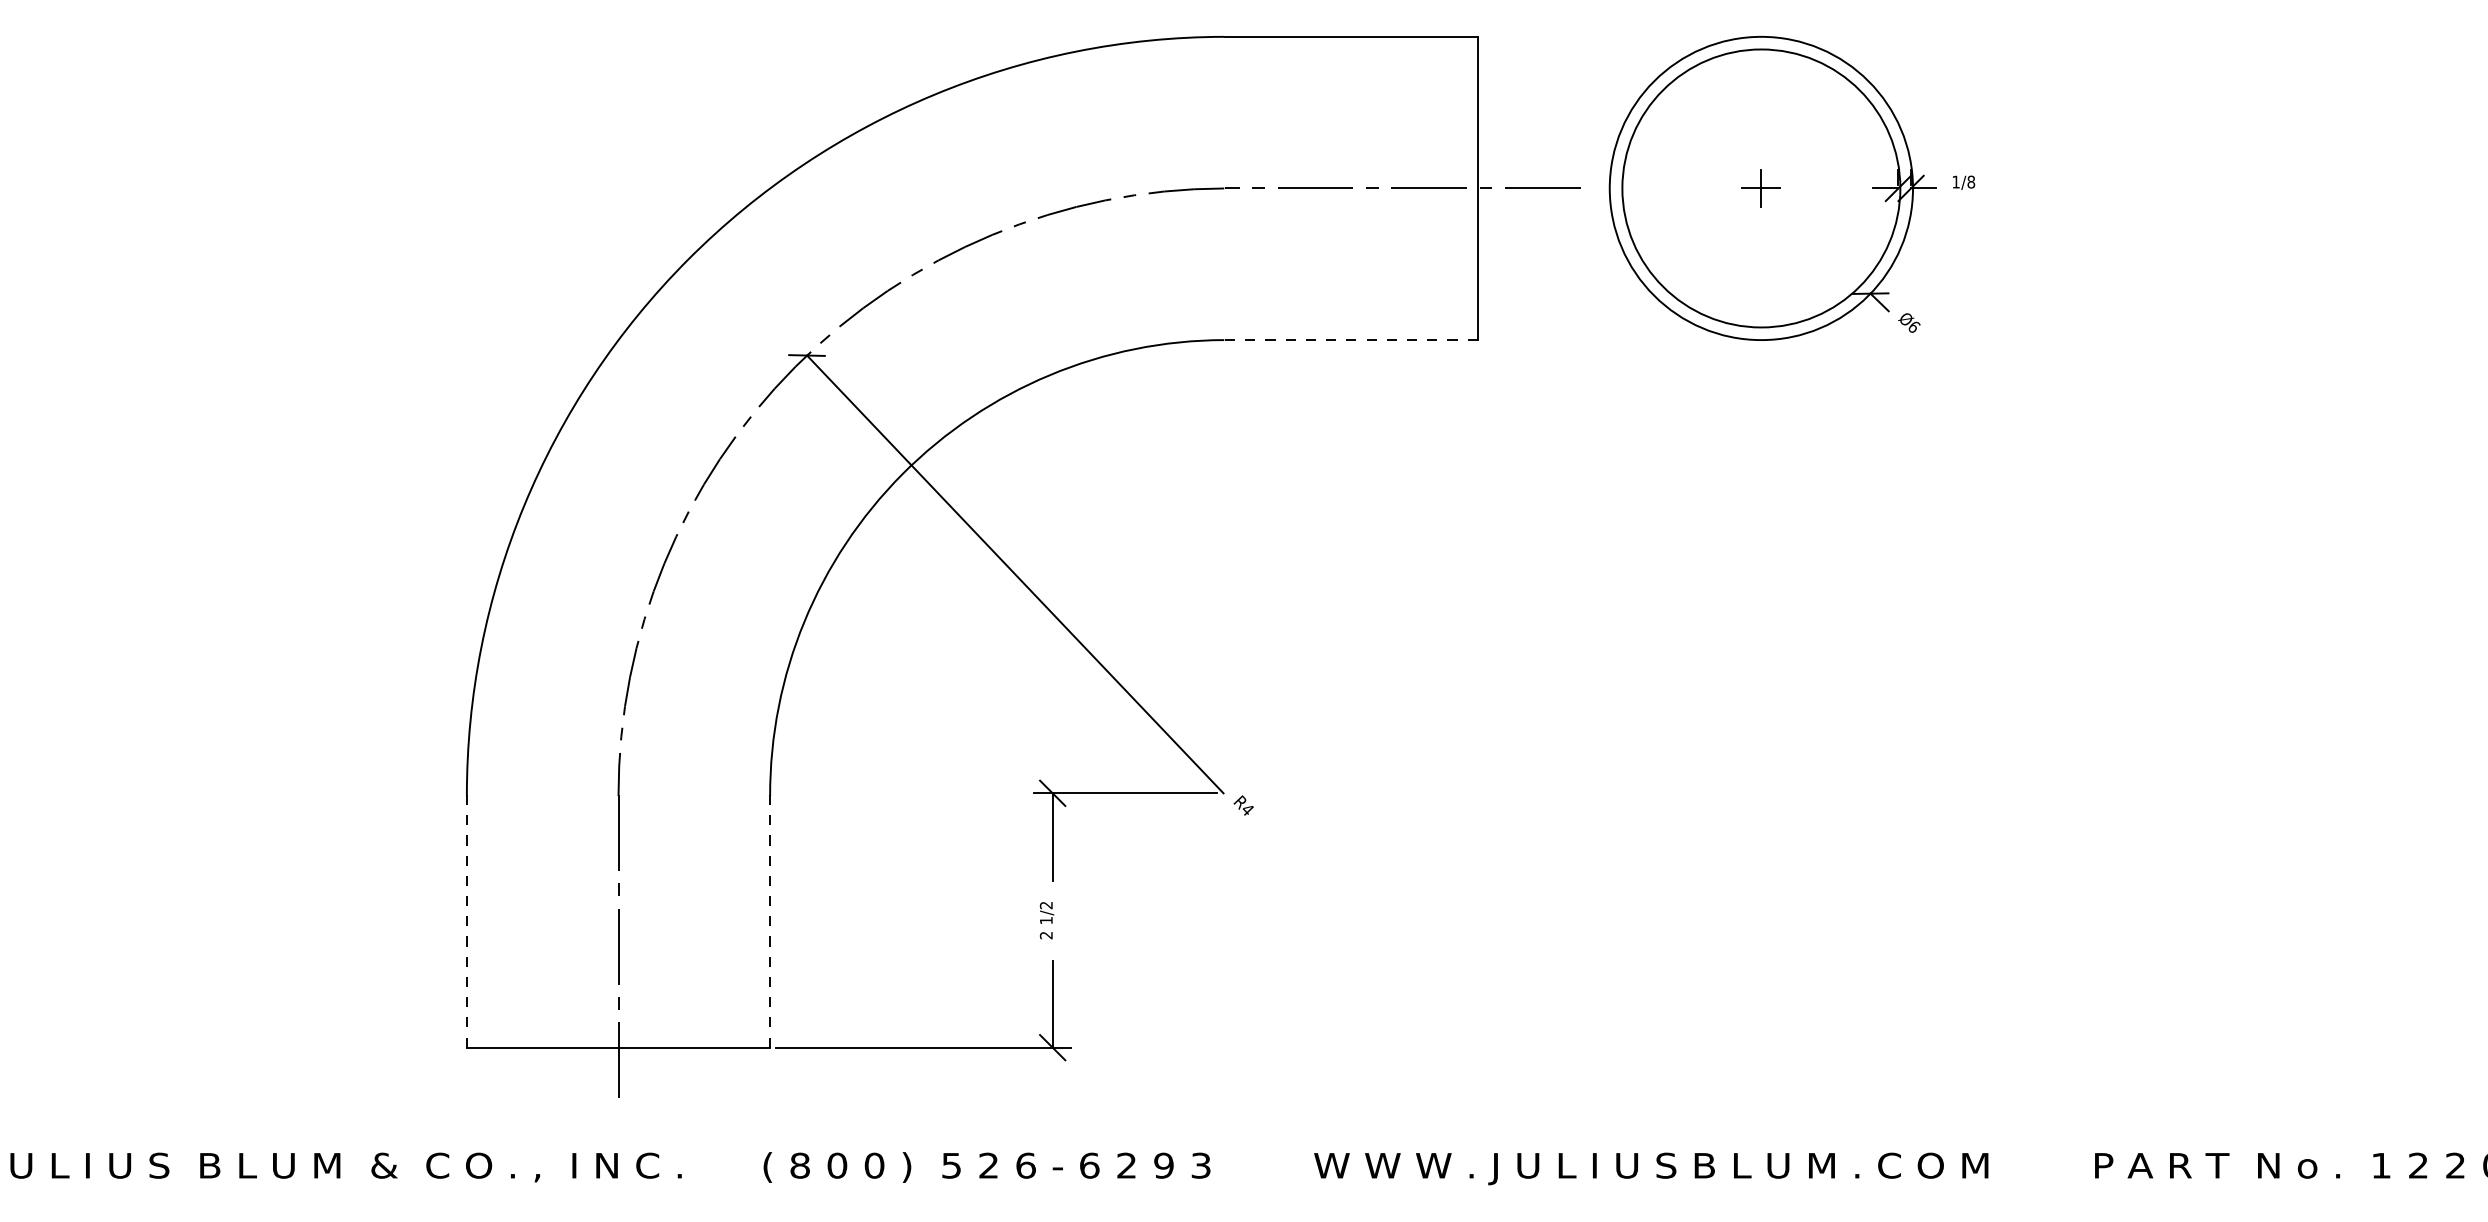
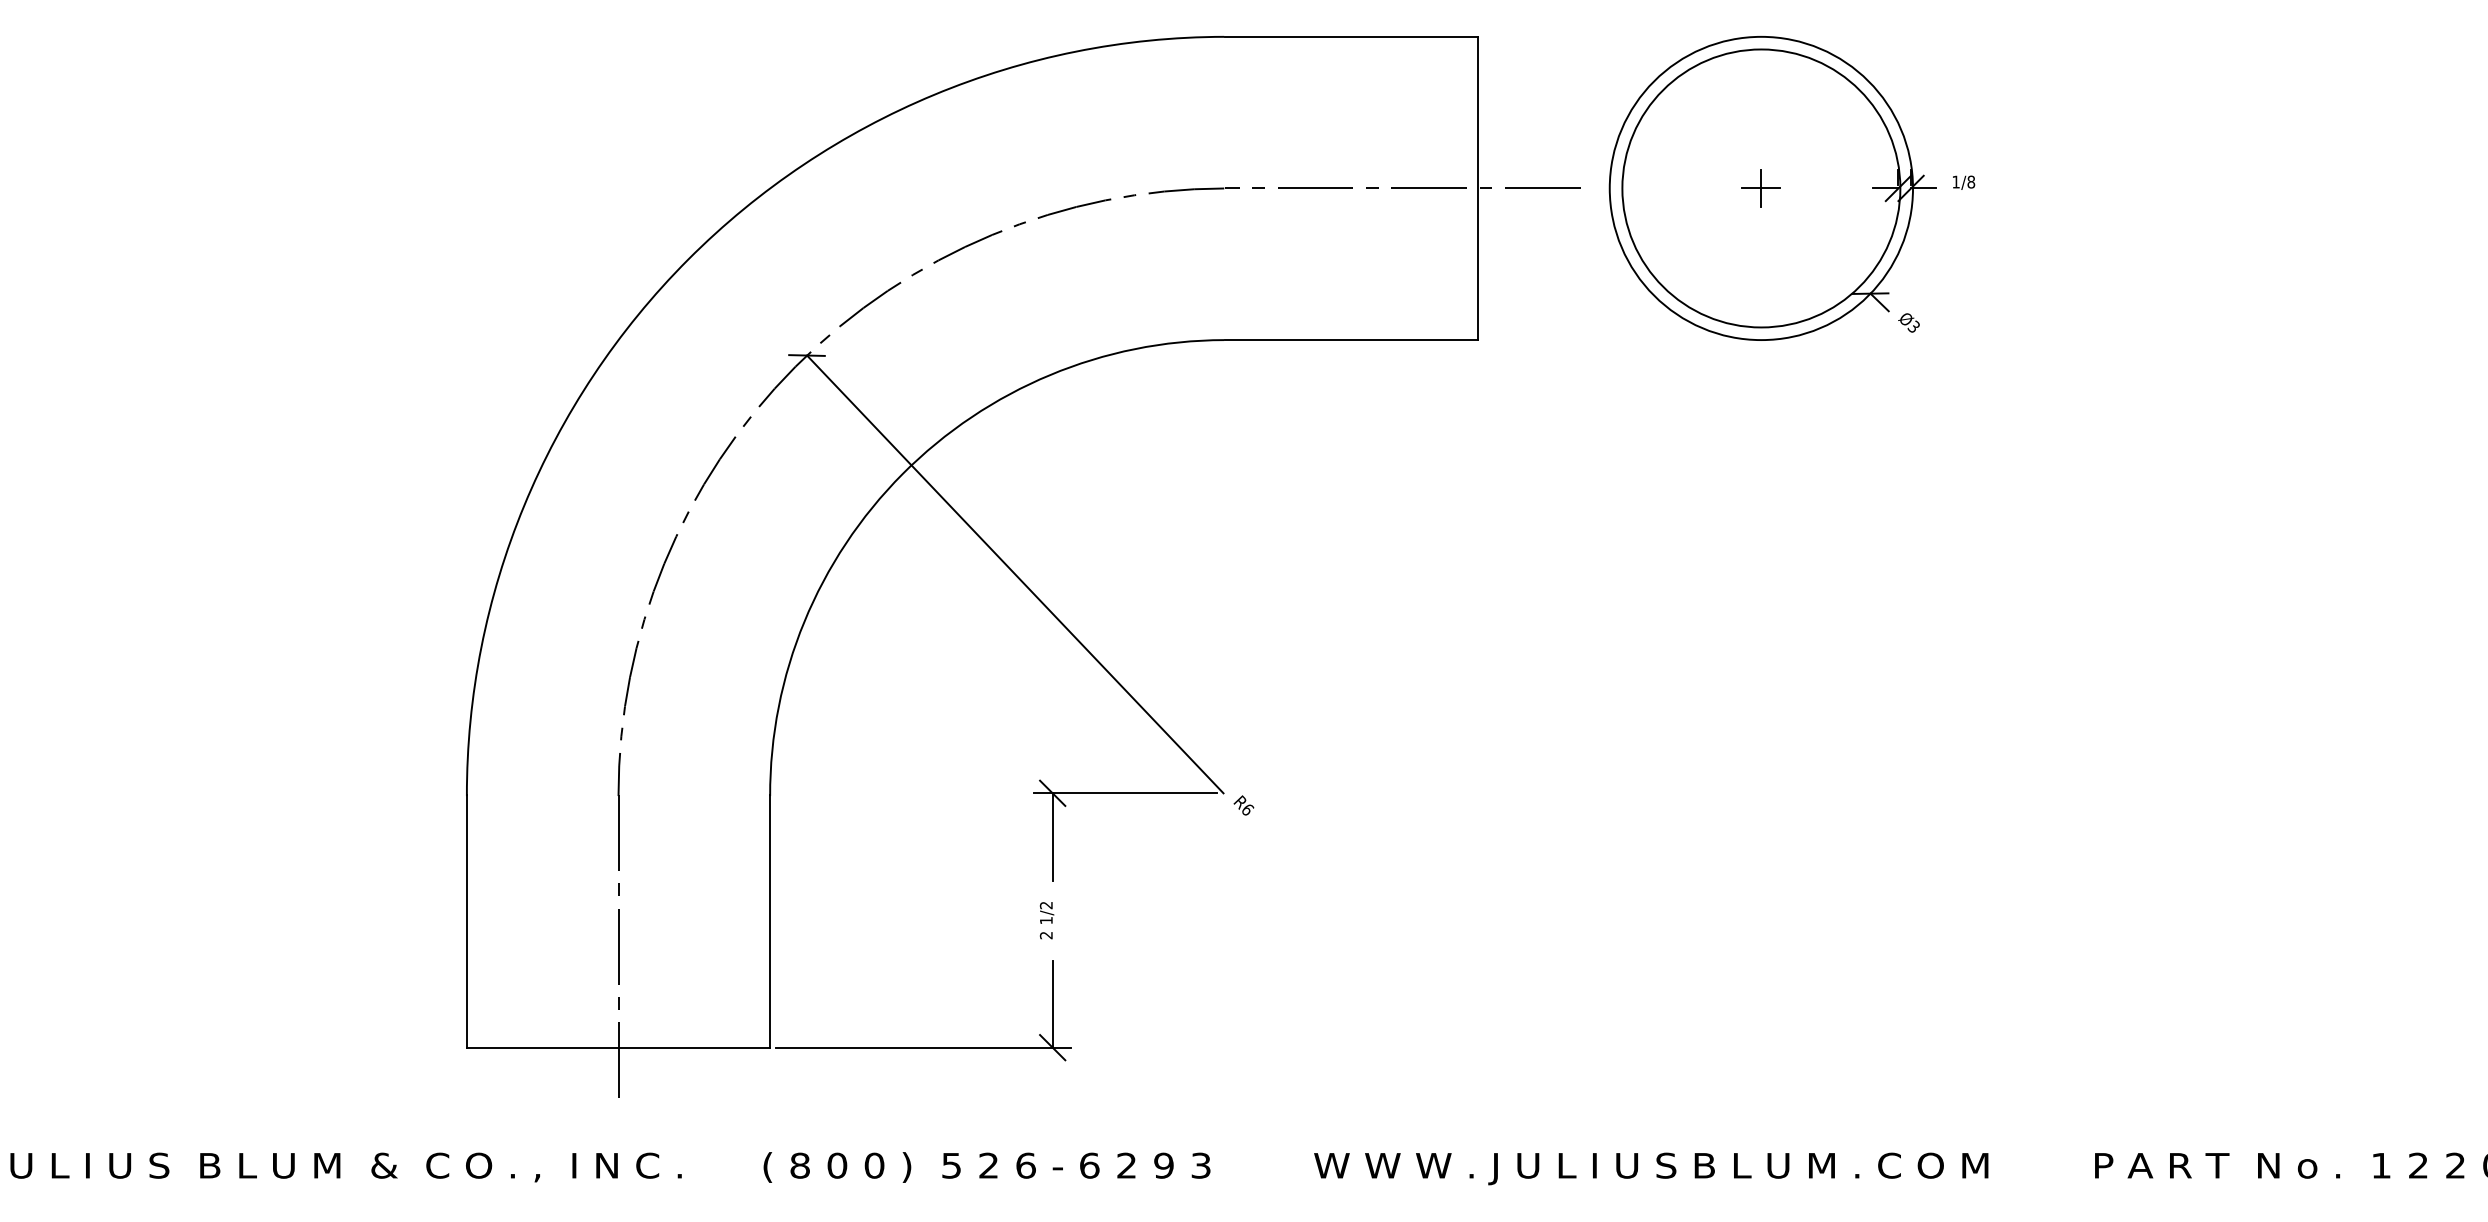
text: Ø6 -> Ø3 (1913, 326)
line: dashed -> solid (1350, 340)
text: R4 -> R6 (1248, 809)
line: dashed -> solid (466, 920)
line: dashed -> solid (770, 921)
